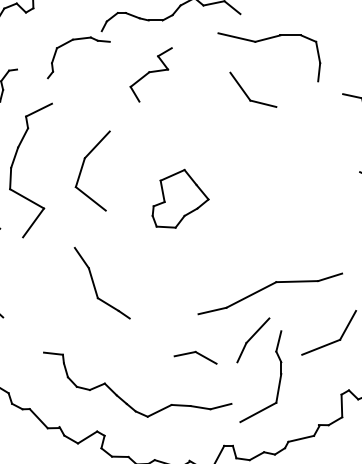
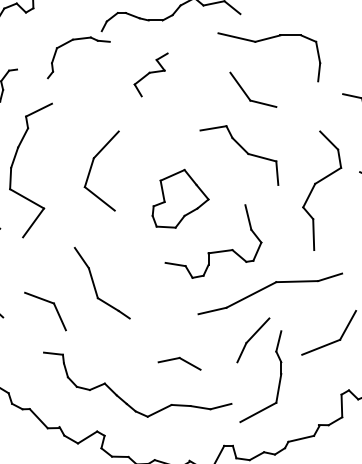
part size: 44x56 px -> 36x46 px (150, 74)
part: none -> present (243, 150)
part position: (83, 166) -> (92, 166) (92, 166)
part: none -> present (316, 184)
part: none -> present (213, 251)
part: none -> present (47, 302)
part position: (195, 357) -> (179, 363) (179, 363)
